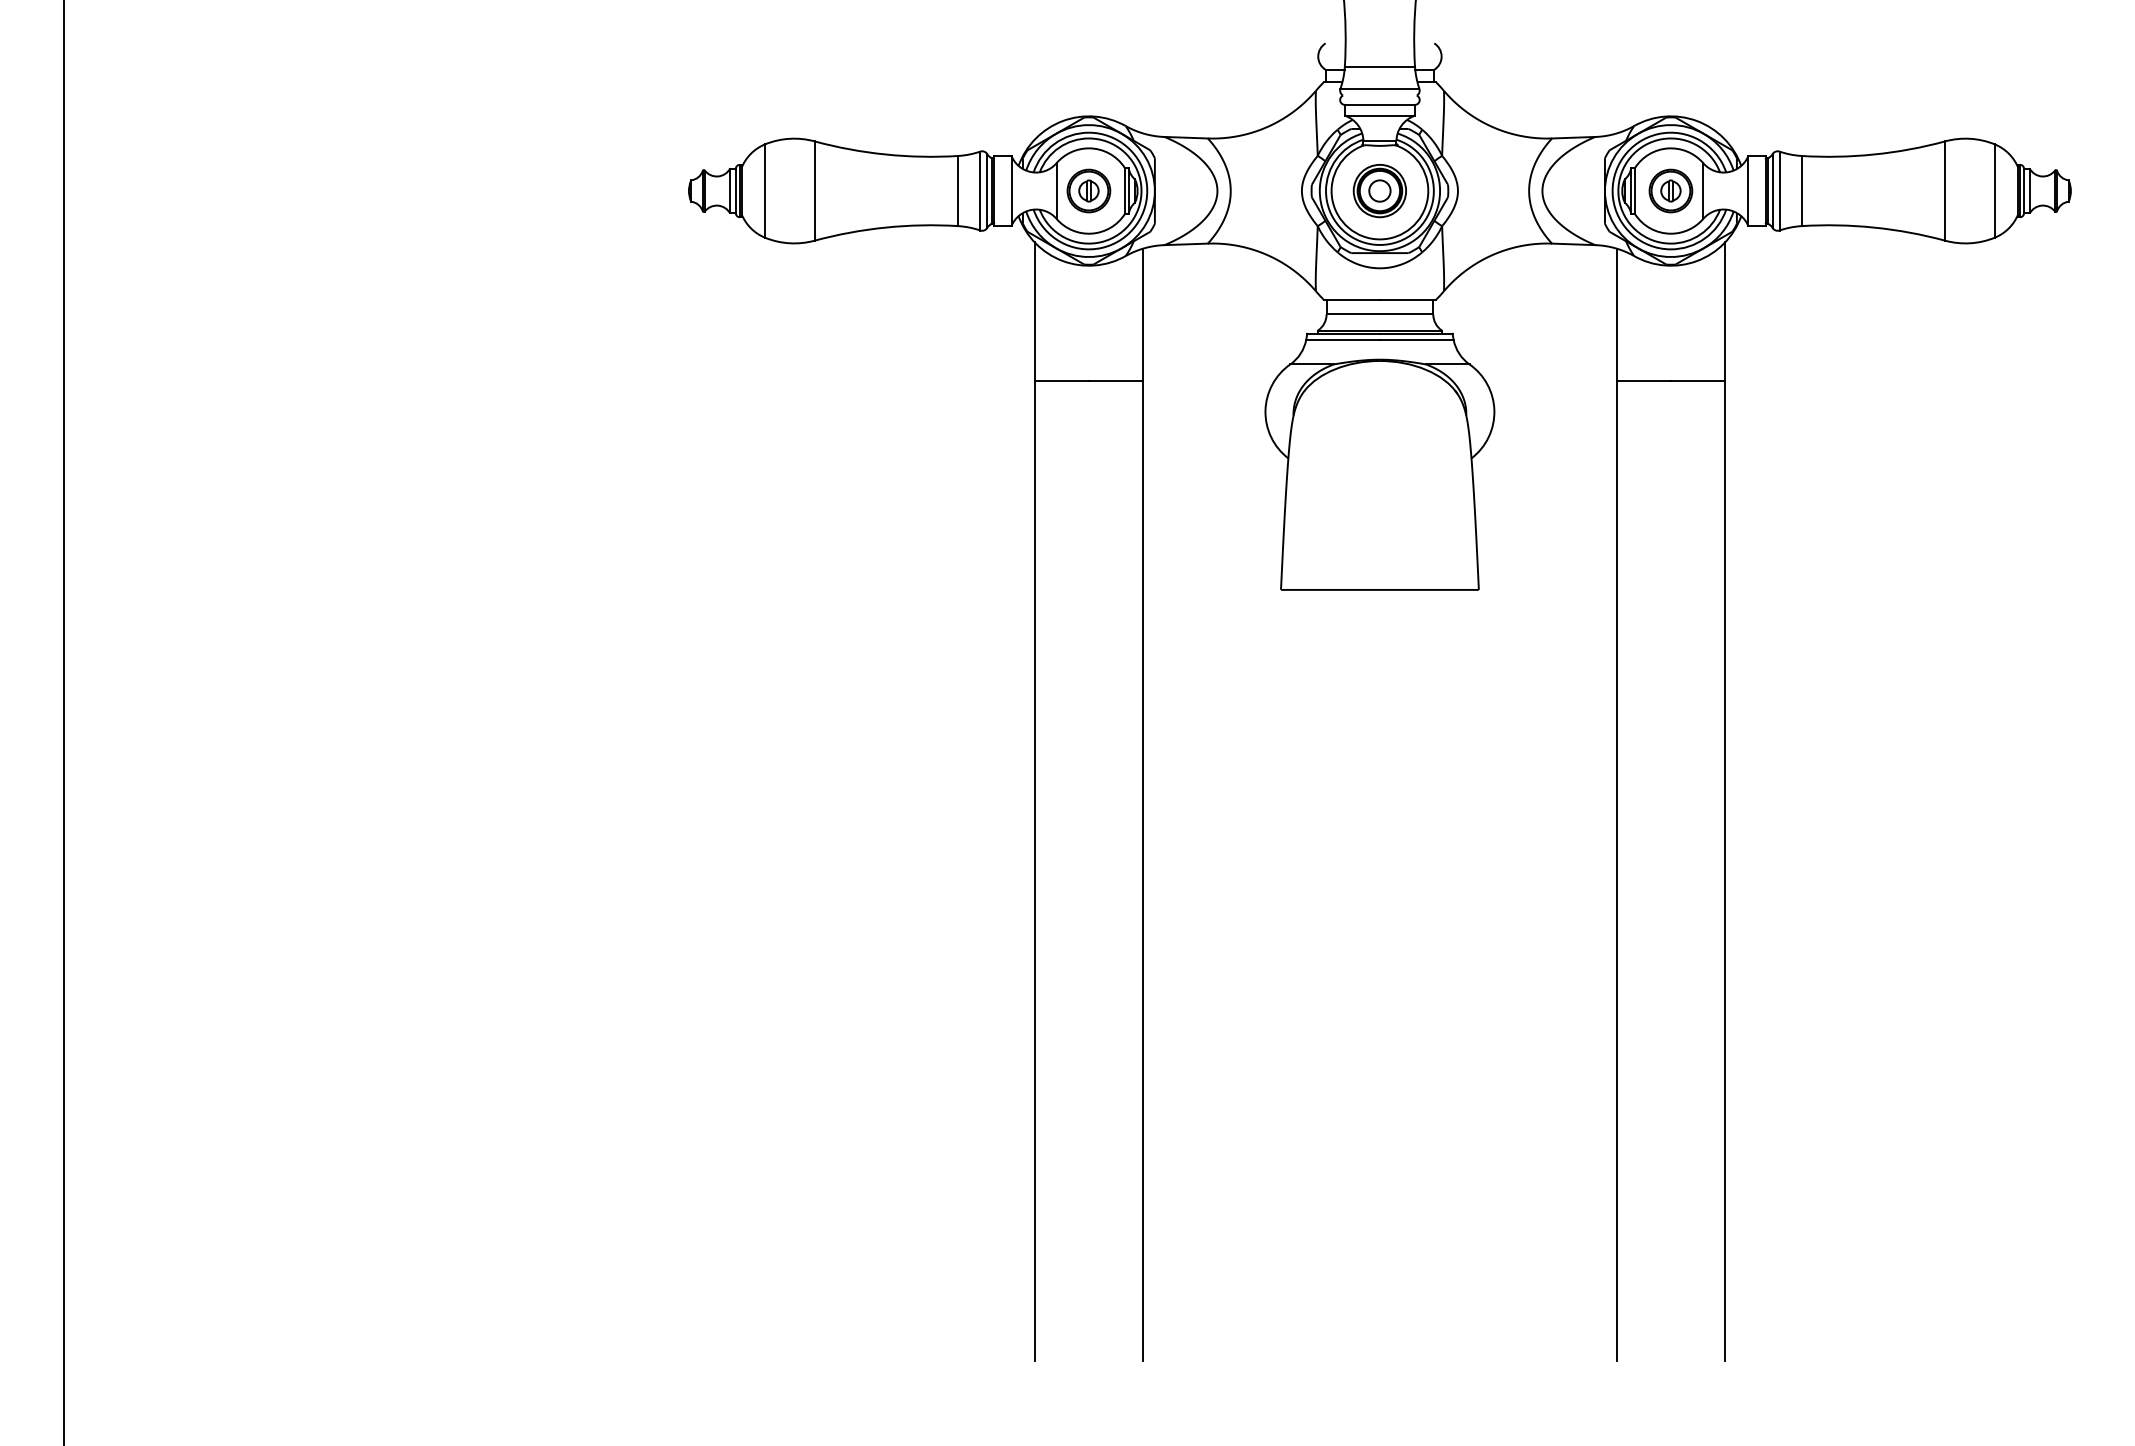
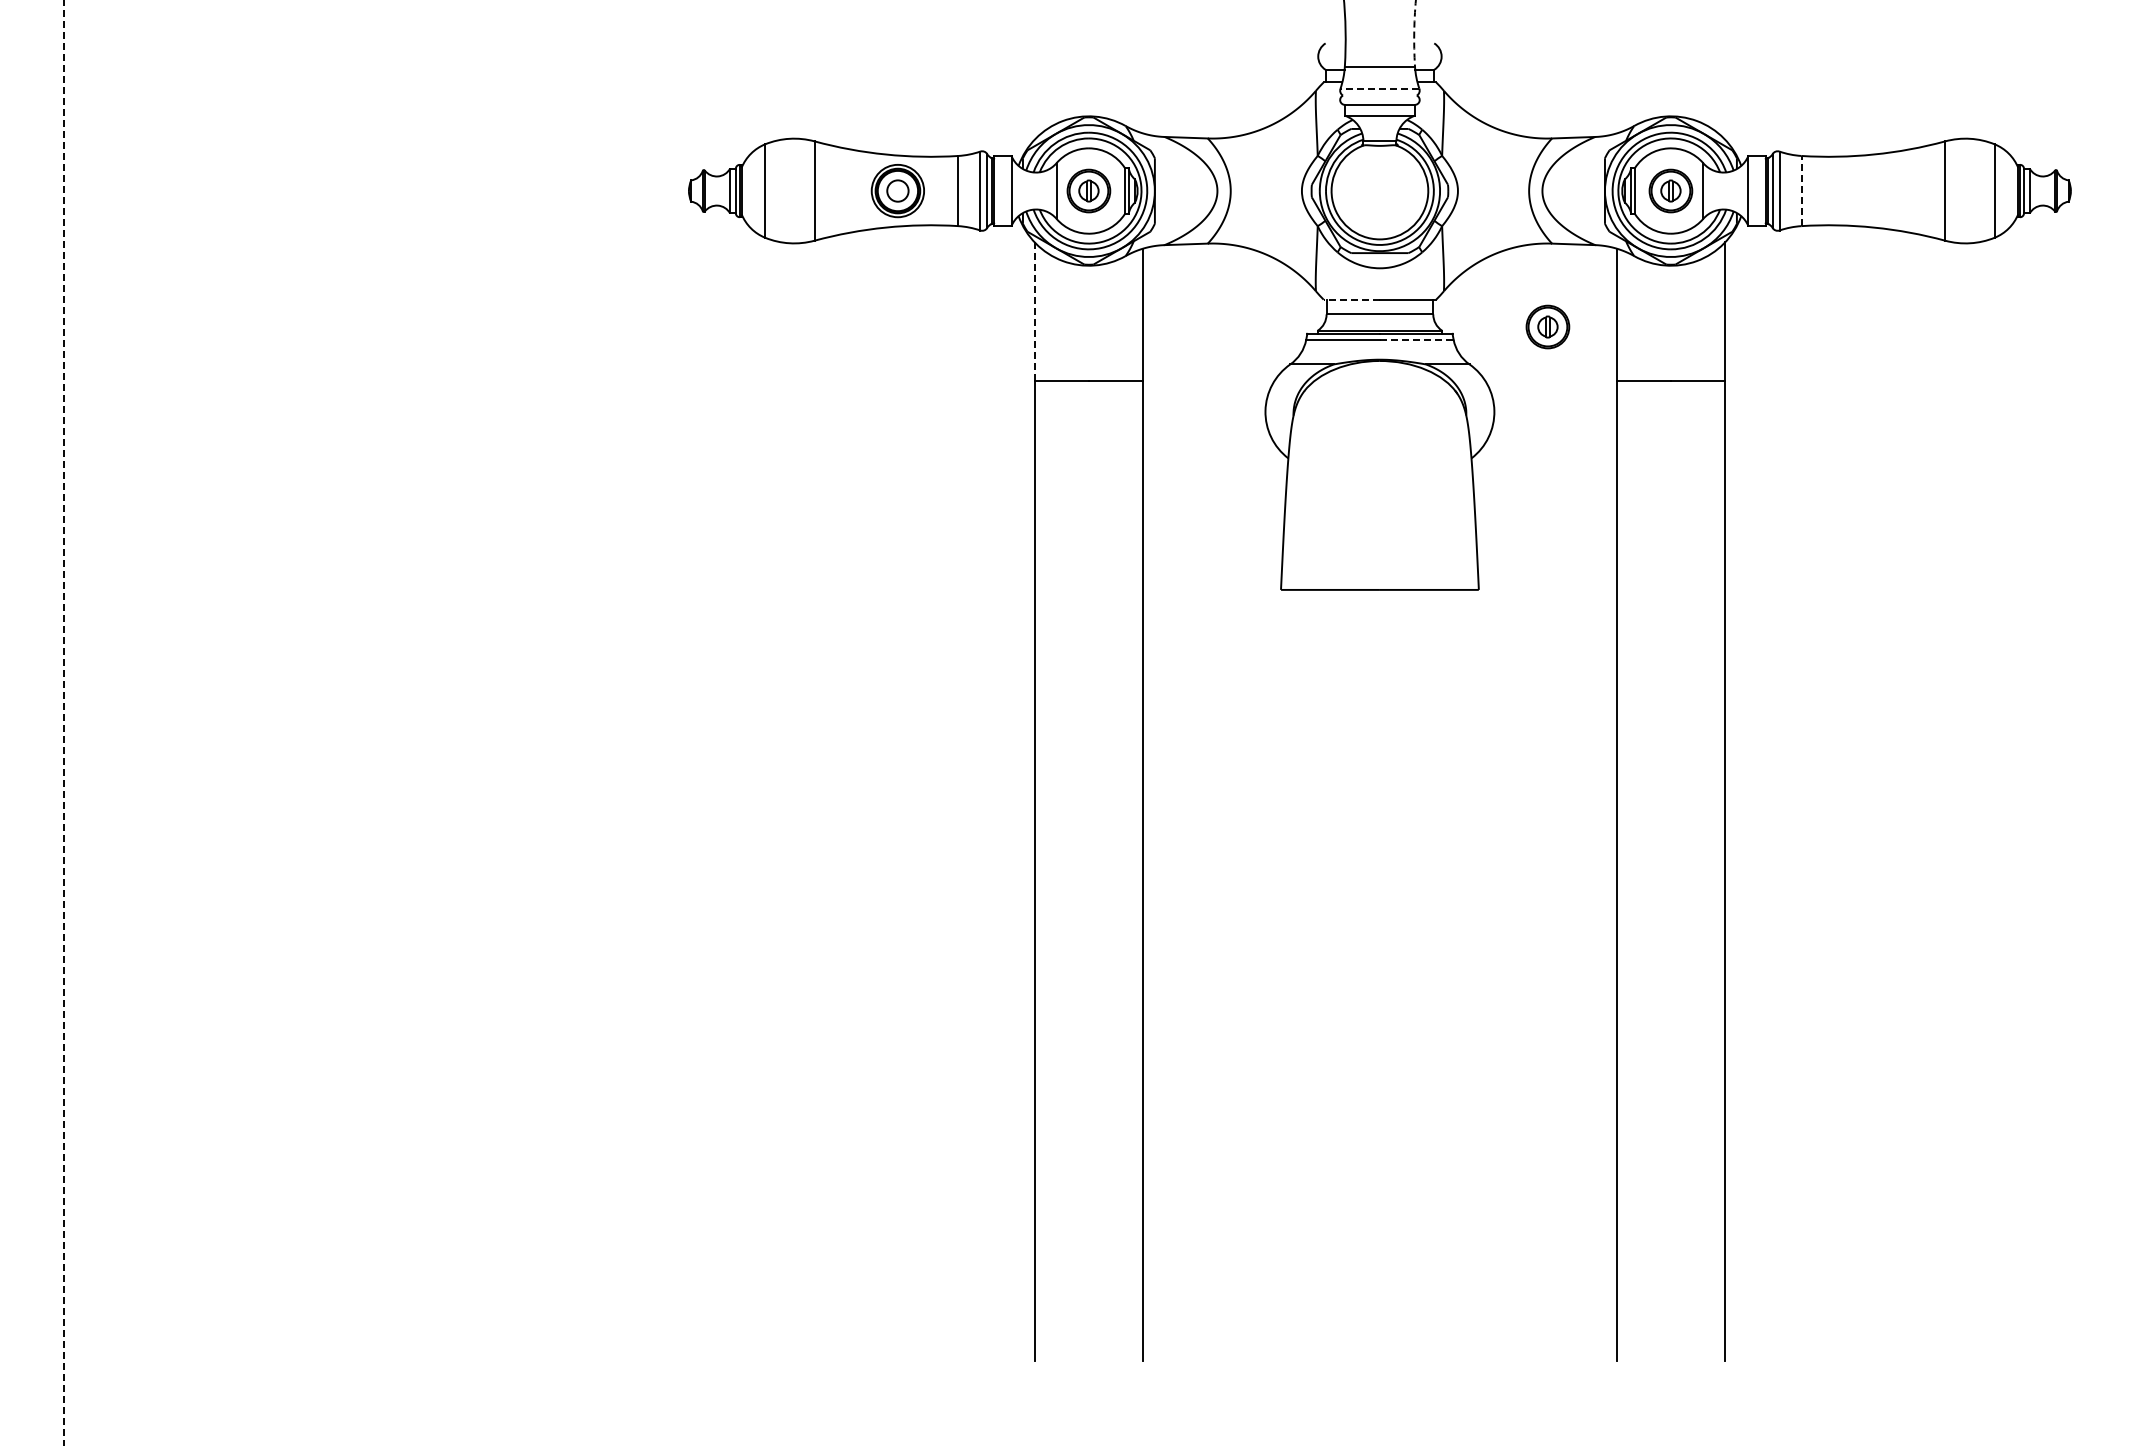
arc: solid -> dashed (1414, 33)
line: solid -> dashed (1379, 88)
line: solid -> dashed (1801, 190)
part position: (1379, 191) -> (897, 191) (897, 191)
line: solid -> dashed (1351, 299)
line: solid -> dashed (1034, 312)
part: none -> present (1547, 326)
line: solid -> dashed (1416, 339)
line: solid -> dashed (64, 722)
